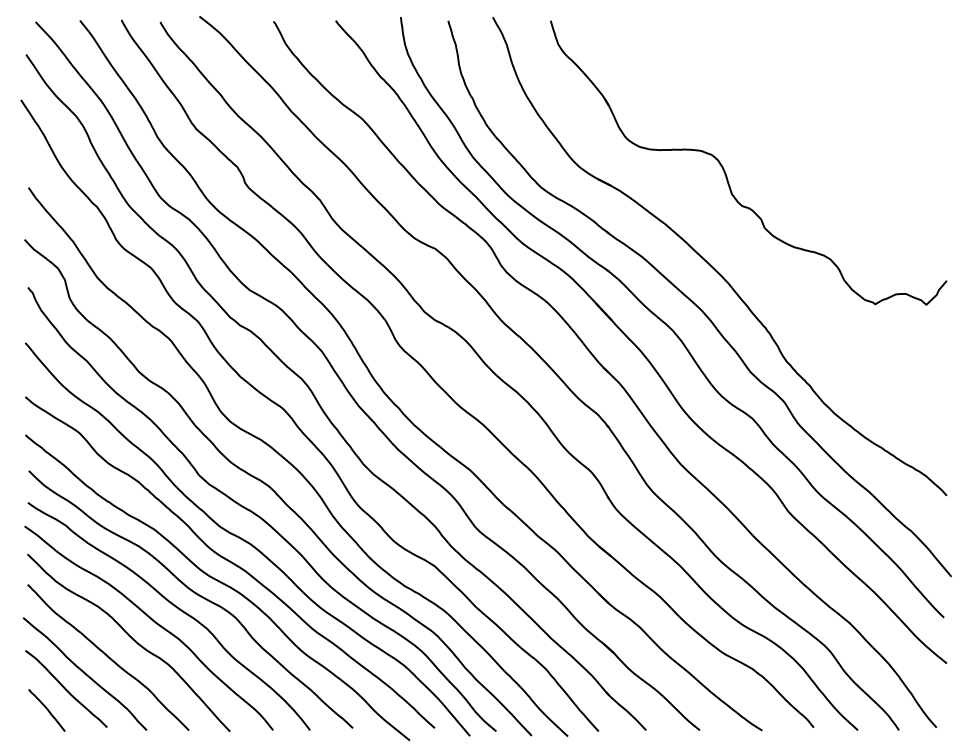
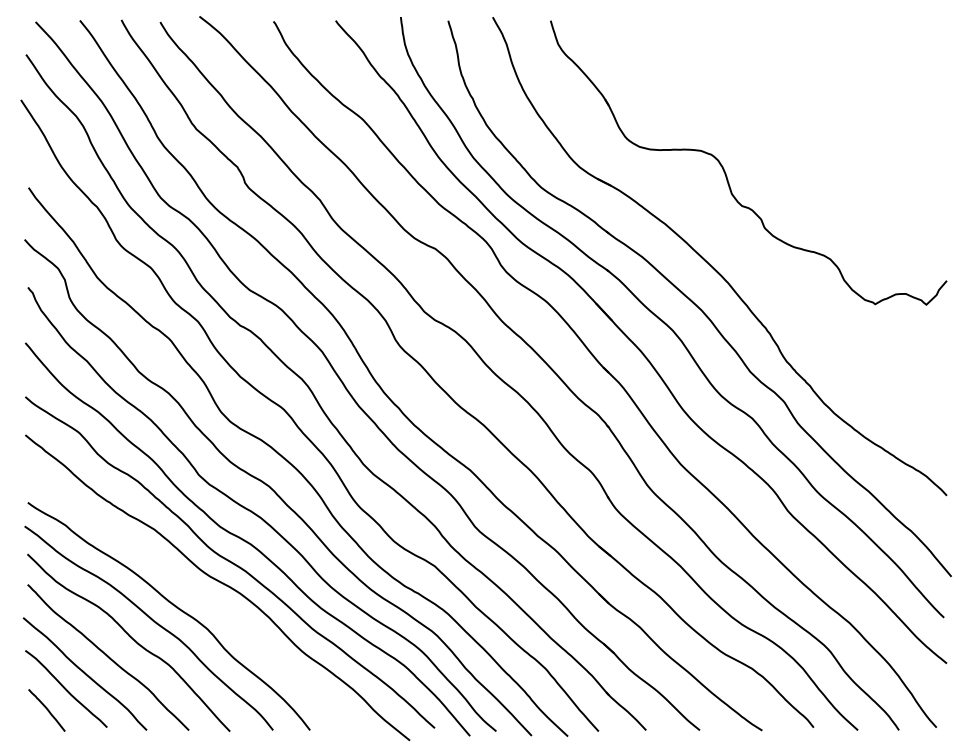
curve: present -> none (195, 594)
